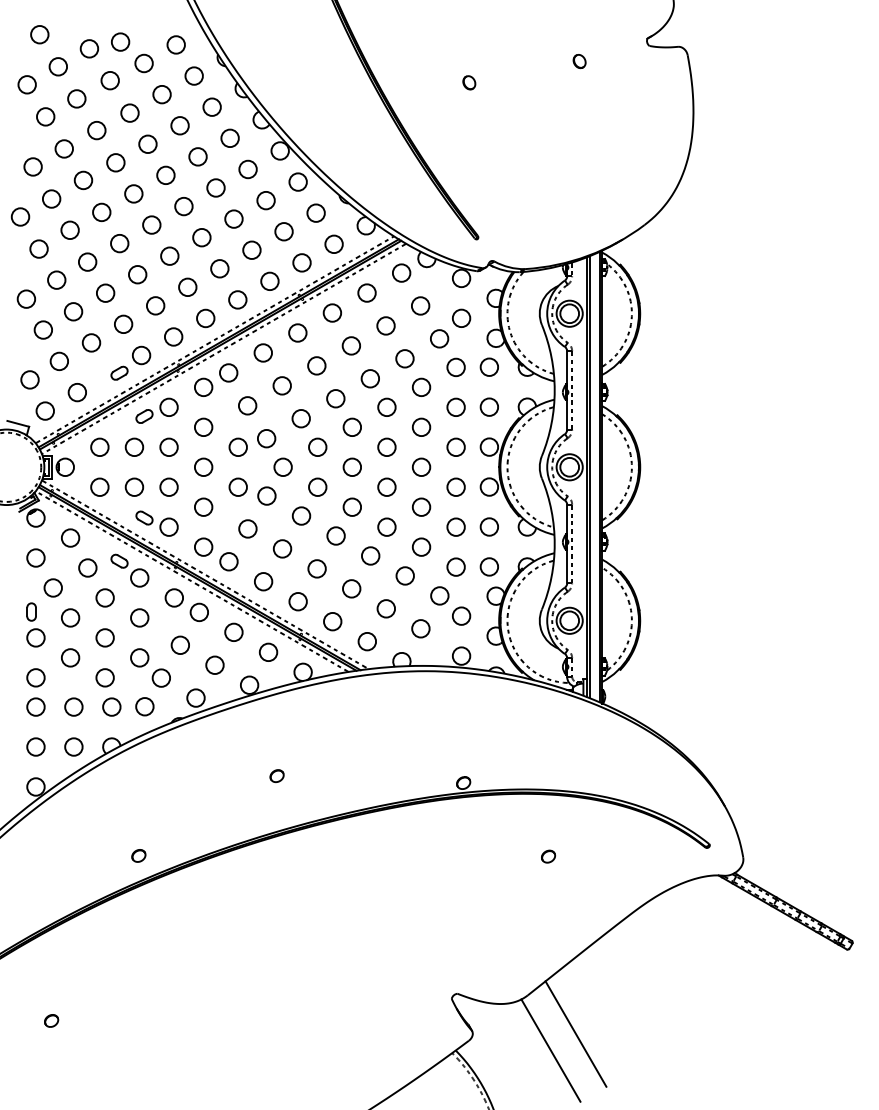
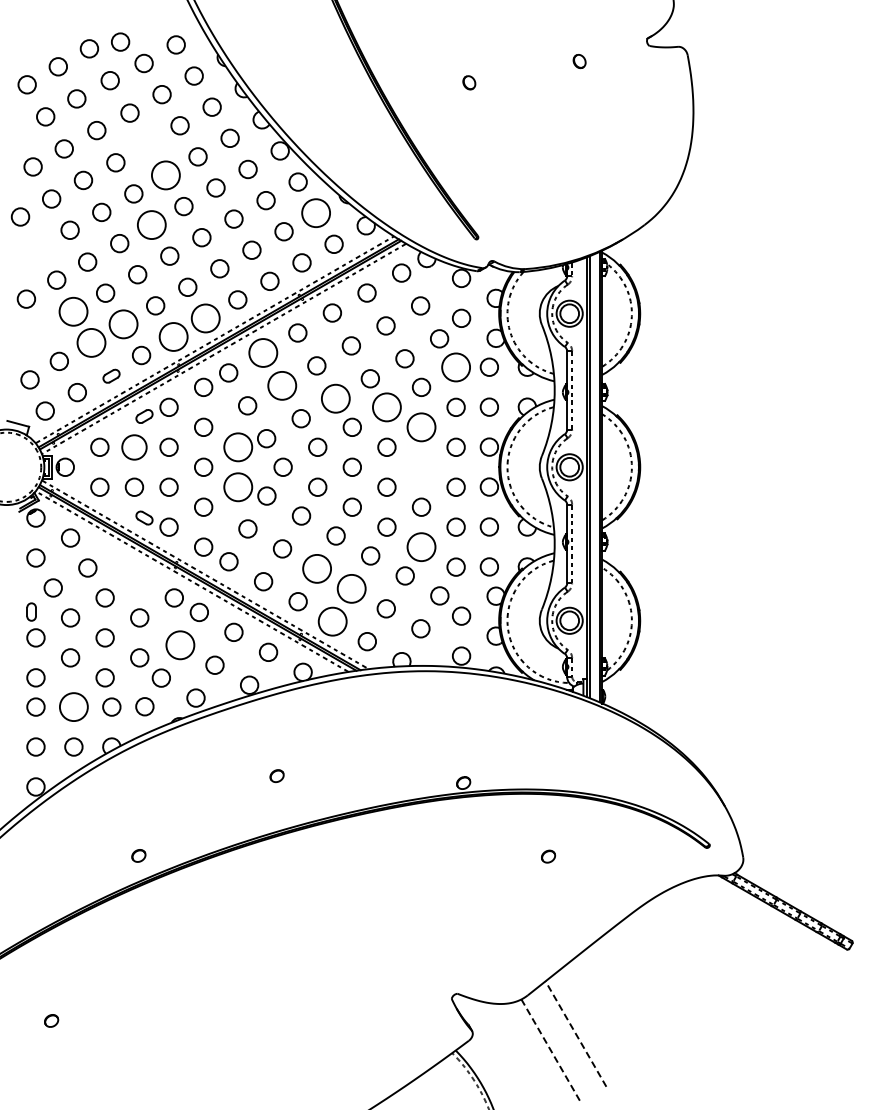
circle: present -> none (39, 34)
circle: present -> none (147, 143)
circle diameter: 17 px -> 28 px (165, 175)
circle diameter: 17 px -> 28 px (316, 213)
circle diameter: 17 px -> 28 px (151, 225)
circle: present -> none (38, 248)
circle diameter: 17 px -> 28 px (73, 311)
circle diameter: 17 px -> 28 px (205, 318)
circle diameter: 17 px -> 28 px (123, 324)
circle: present -> none (42, 329)
circle diameter: 17 px -> 28 px (173, 336)
circle diameter: 17 px -> 28 px (91, 342)
circle diameter: 17 px -> 28 px (263, 352)
circle diameter: 17 px -> 28 px (456, 367)
part position: (119, 372) -> (111, 375) (111, 375)
circle diameter: 17 px -> 28 px (282, 385)
circle diameter: 17 px -> 28 px (335, 398)
circle diameter: 17 px -> 28 px (386, 407)
circle diameter: 17 px -> 28 px (421, 427)
circle size: 21x20 px -> 27x27 px (134, 447)
circle diameter: 17 px -> 28 px (238, 447)
circle: present -> none (421, 466)
circle diameter: 17 px -> 28 px (238, 487)
circle diameter: 17 px -> 28 px (421, 547)
circle diameter: 17 px -> 28 px (317, 568)
part: present -> none (129, 570)
circle diameter: 17 px -> 28 px (351, 588)
circle diameter: 17 px -> 28 px (332, 621)
circle diameter: 17 px -> 28 px (180, 645)
circle diameter: 17 px -> 28 px (73, 707)
line: solid -> dashed (575, 1034)
line: solid -> dashed (551, 1050)
